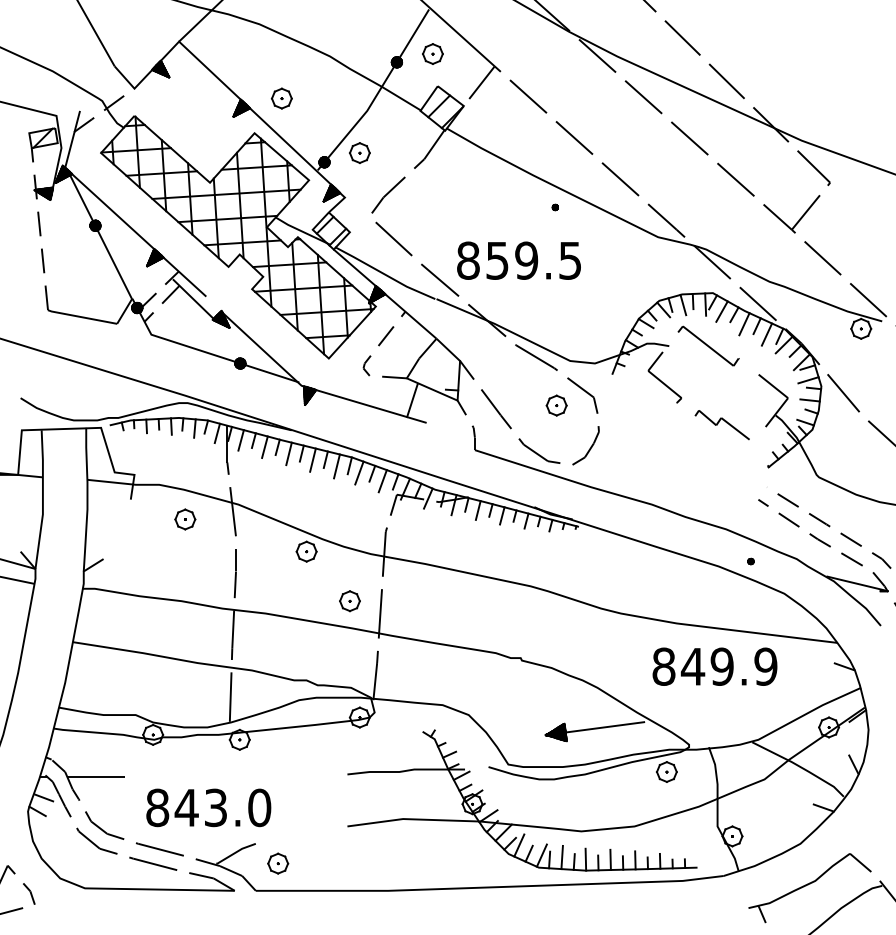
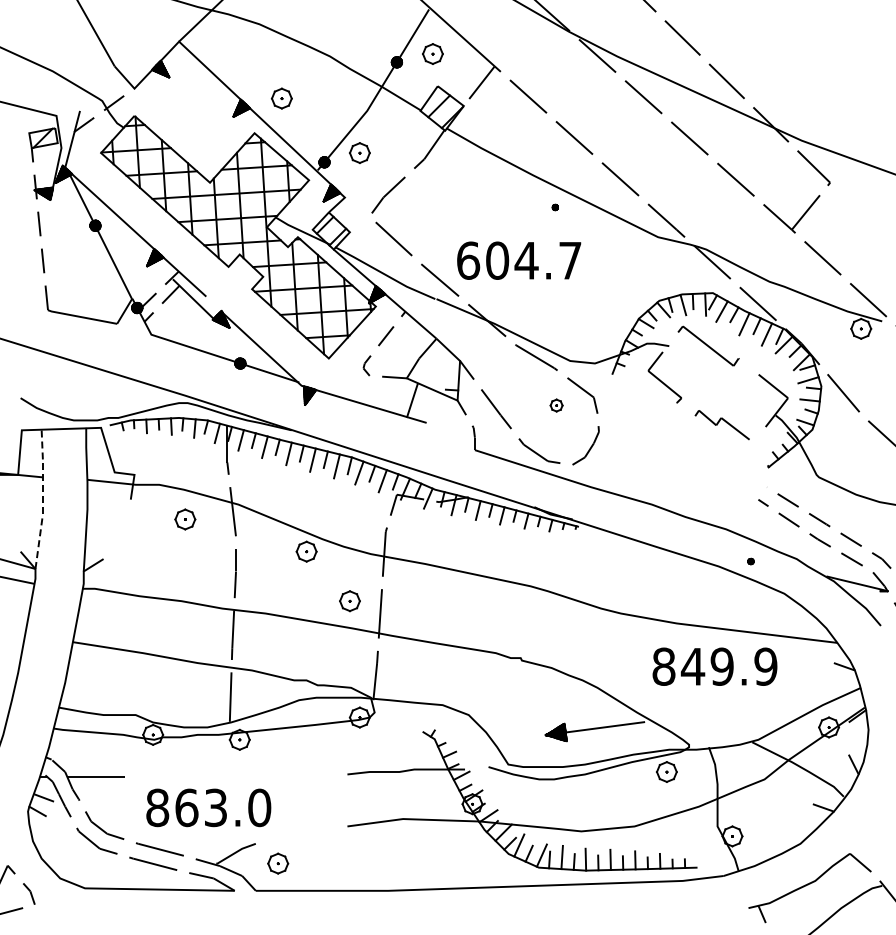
text: 859.5 -> 604.7 (519, 260)
part size: 23x23 px -> 15x15 px (556, 405)
line: solid -> dashed (42, 499)
text: 843.0 -> 863.0 (186, 807)
